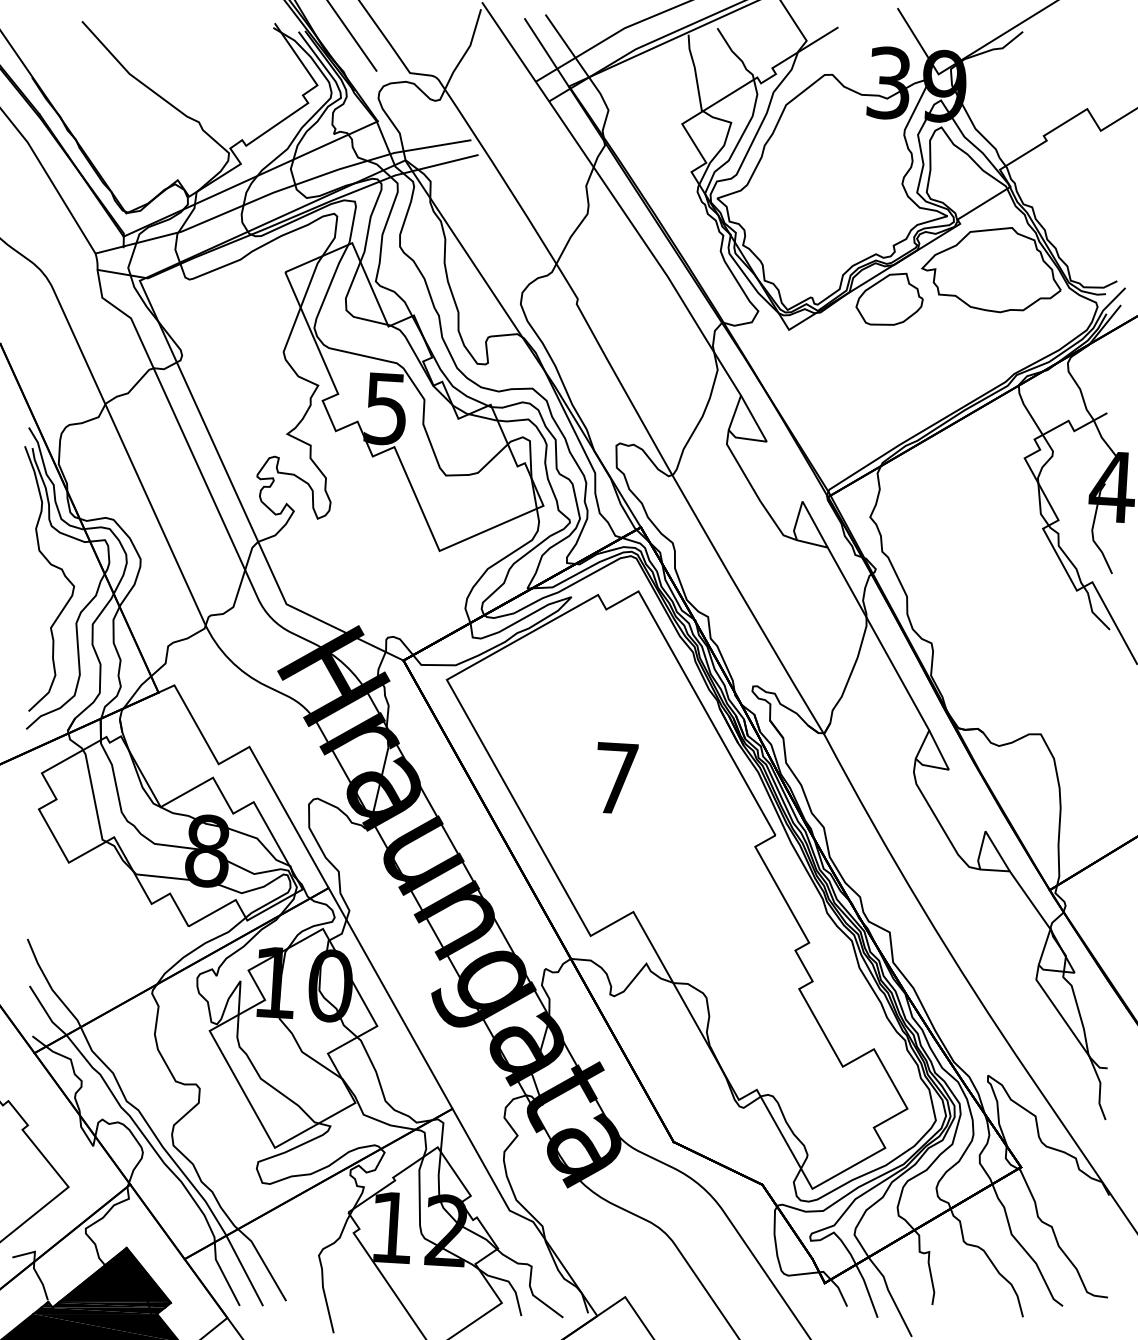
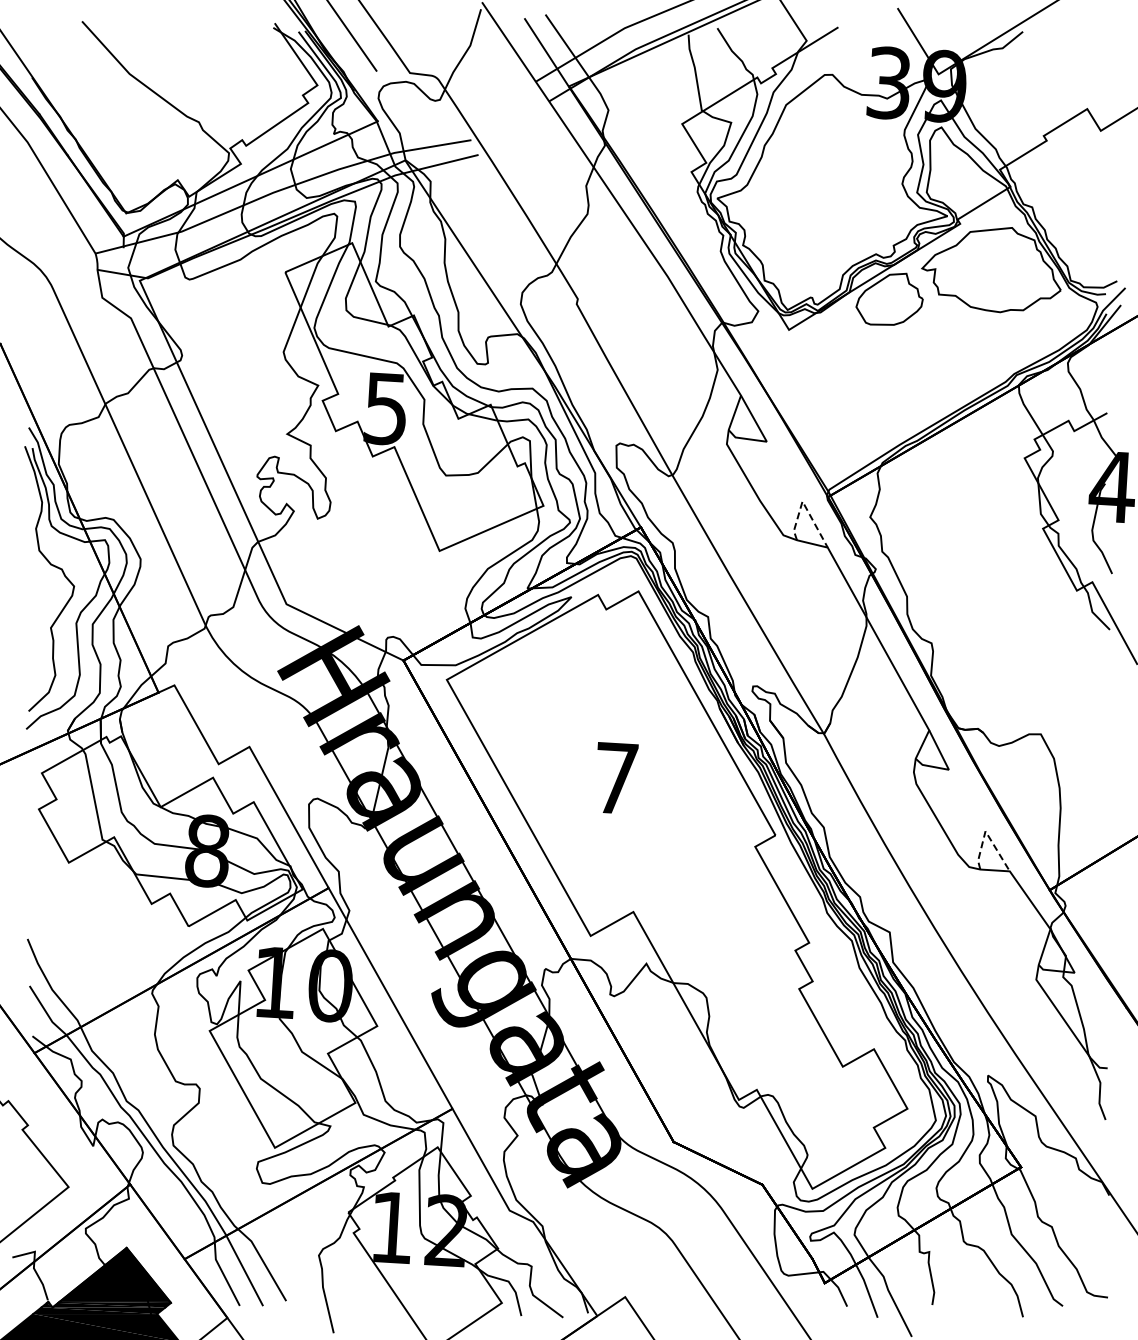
line: solid -> dashed (804, 505)
line: solid -> dashed (987, 833)
